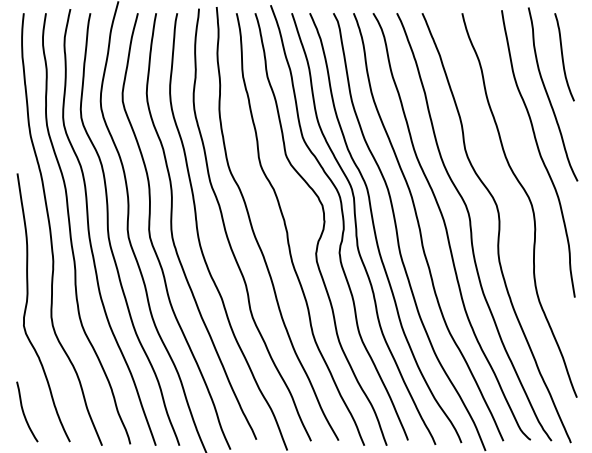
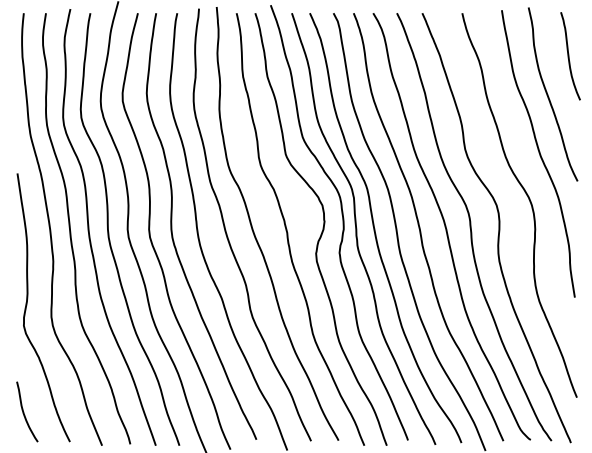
curve position: (563, 57) -> (569, 56) (569, 56)
